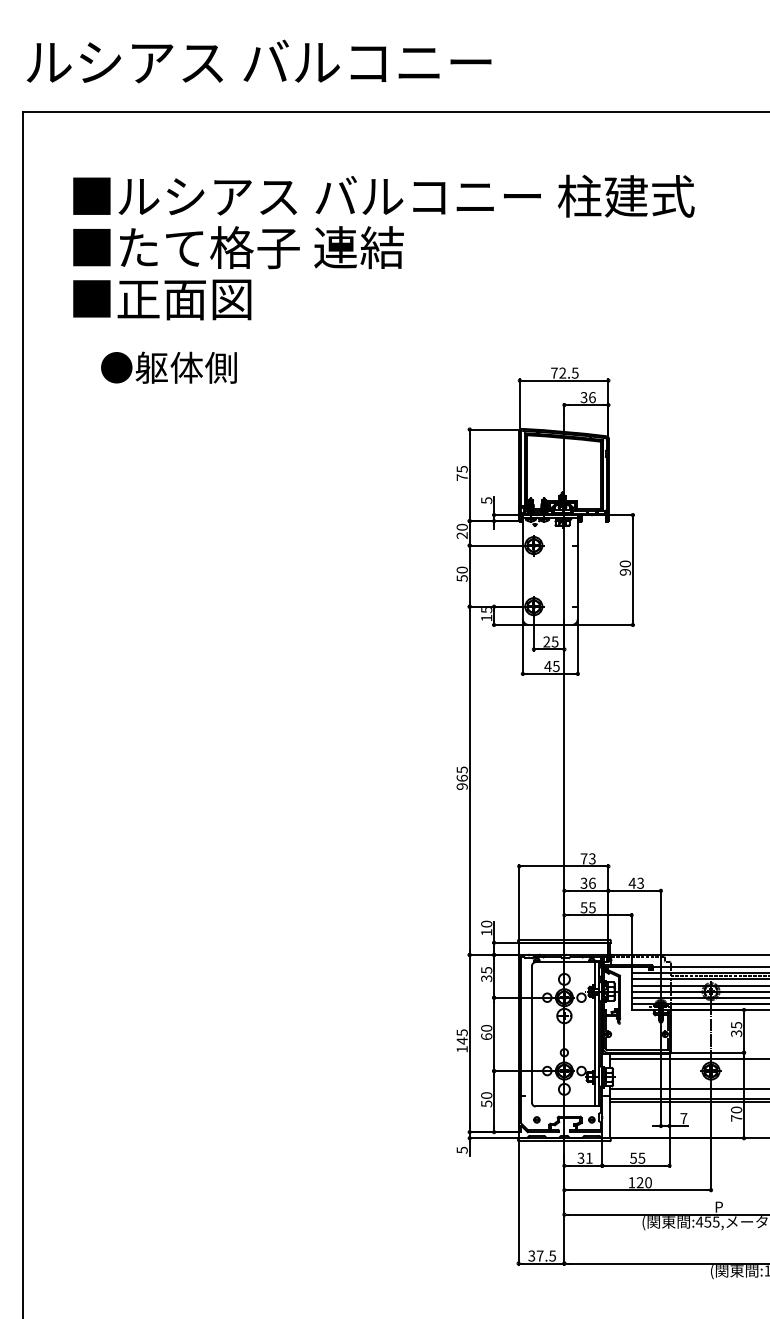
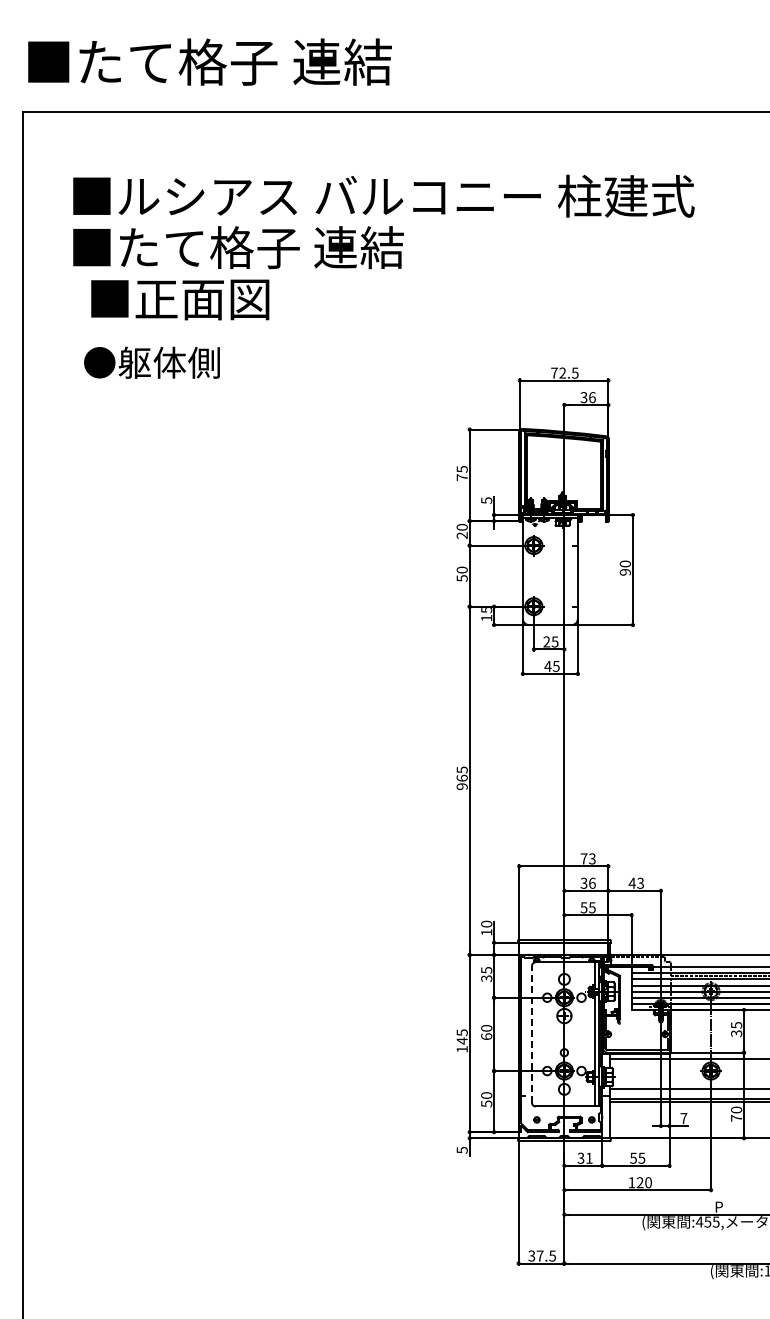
text: ルシアス バルコニー -> ■たて格子 連結 (258, 61)
text position: (162, 299) -> (180, 299) (180, 299)
text position: (168, 367) -> (151, 362) (151, 362)
line: solid -> dashed (532, 1033)
